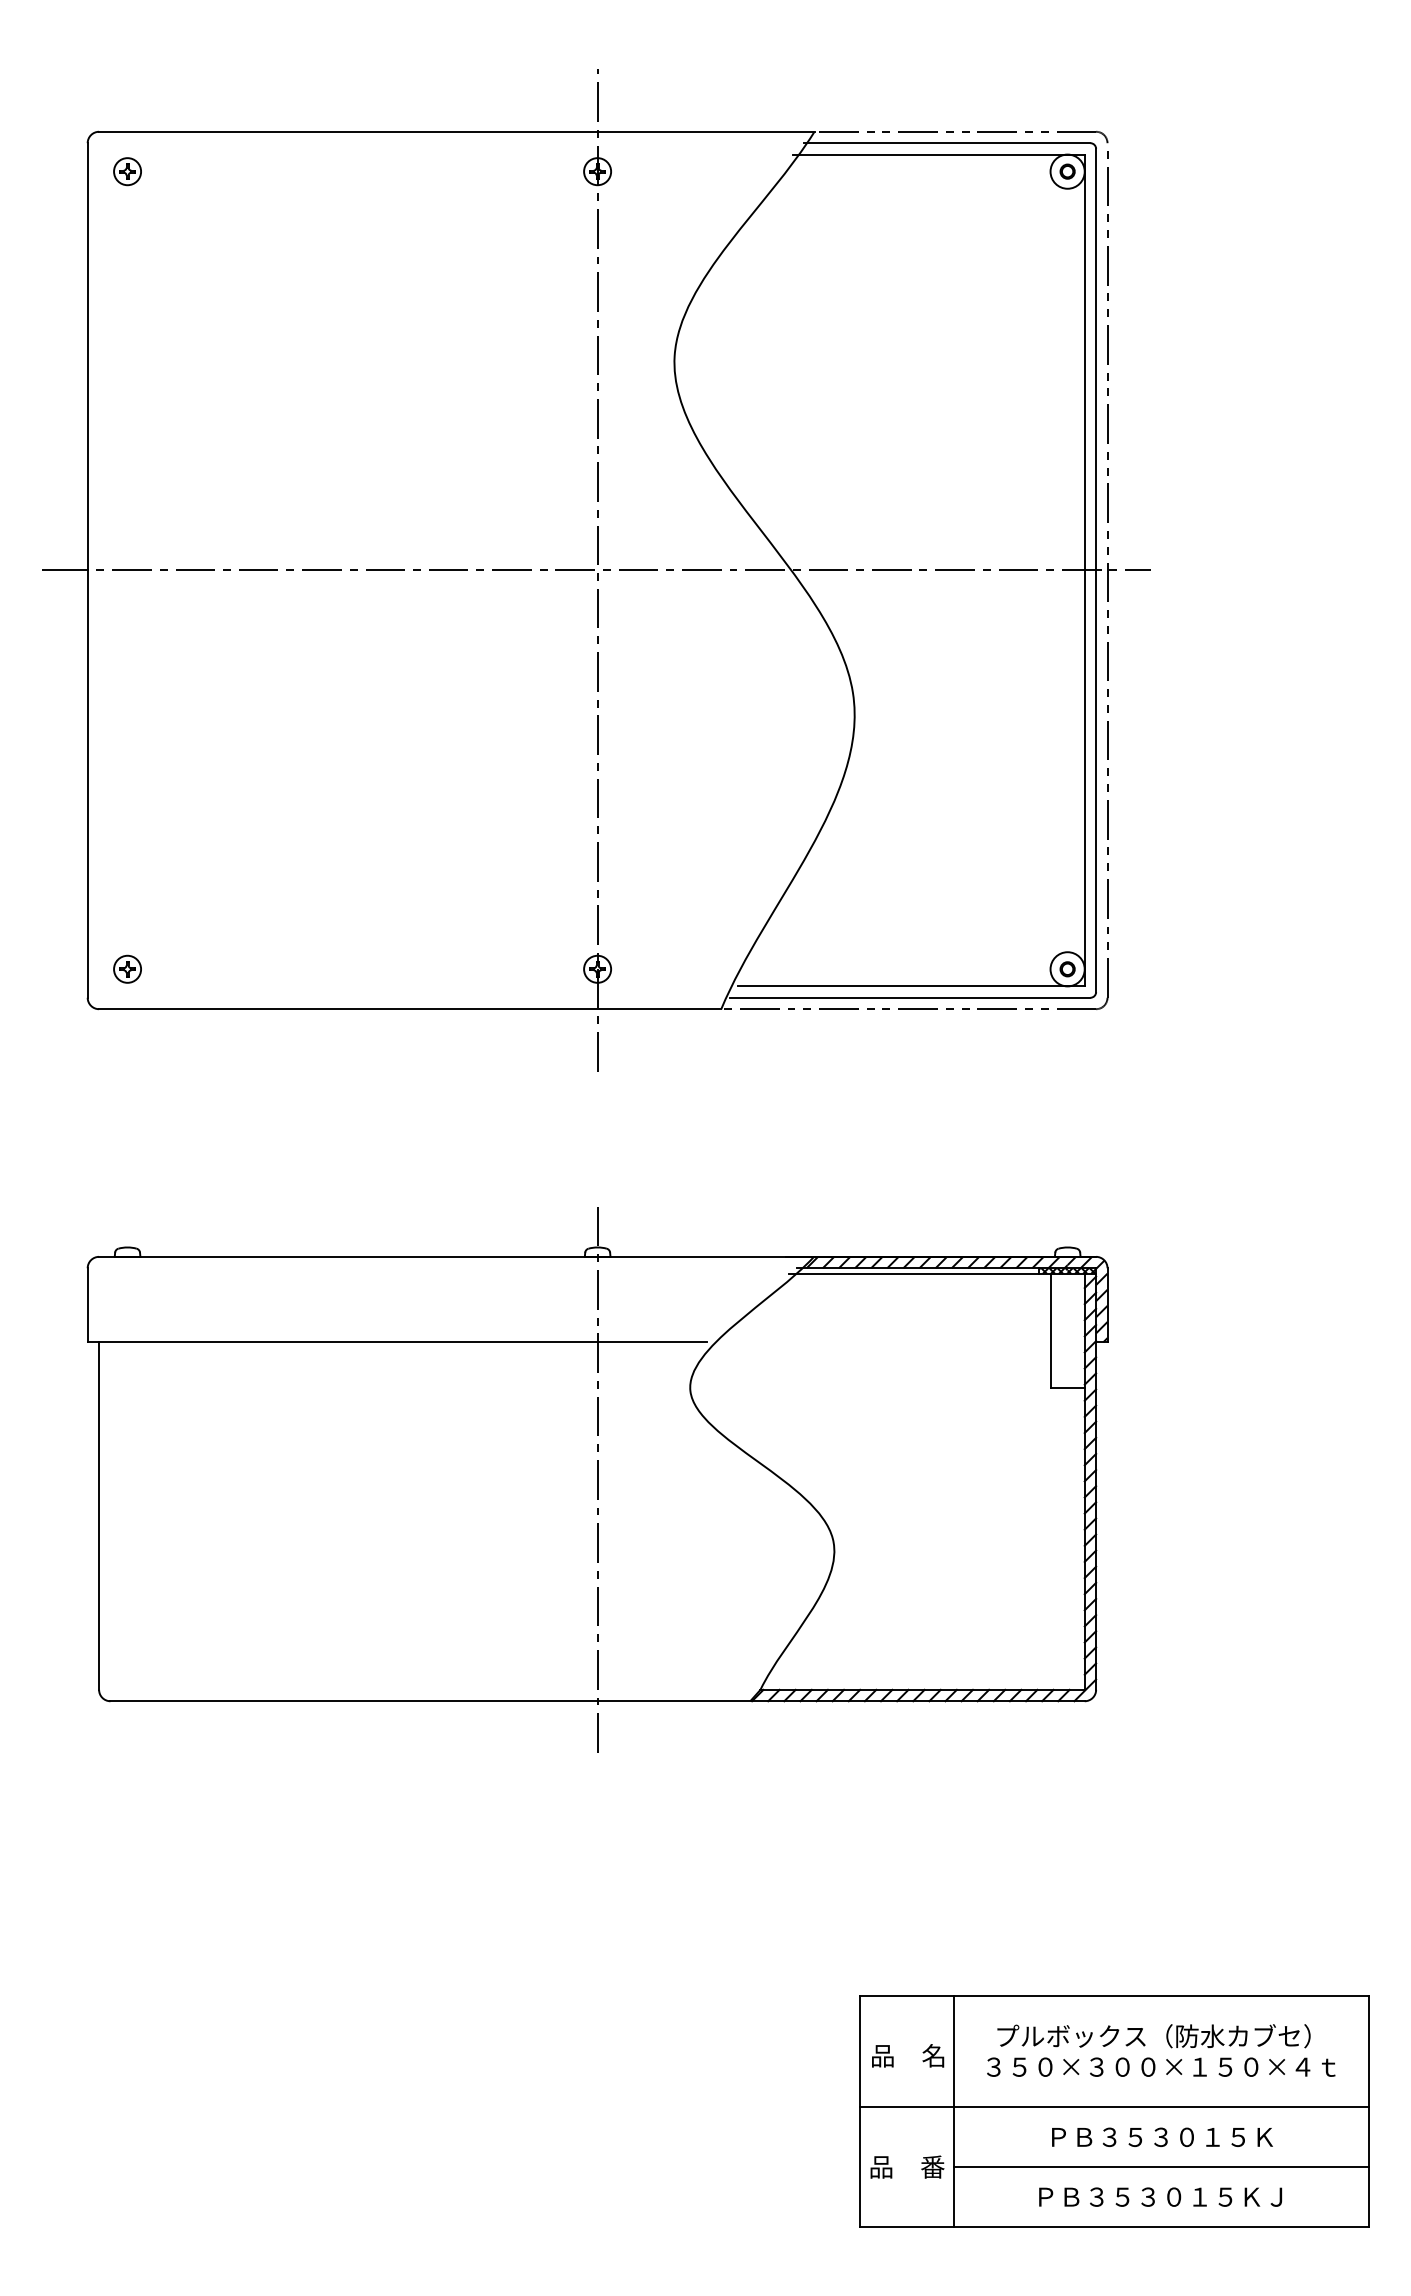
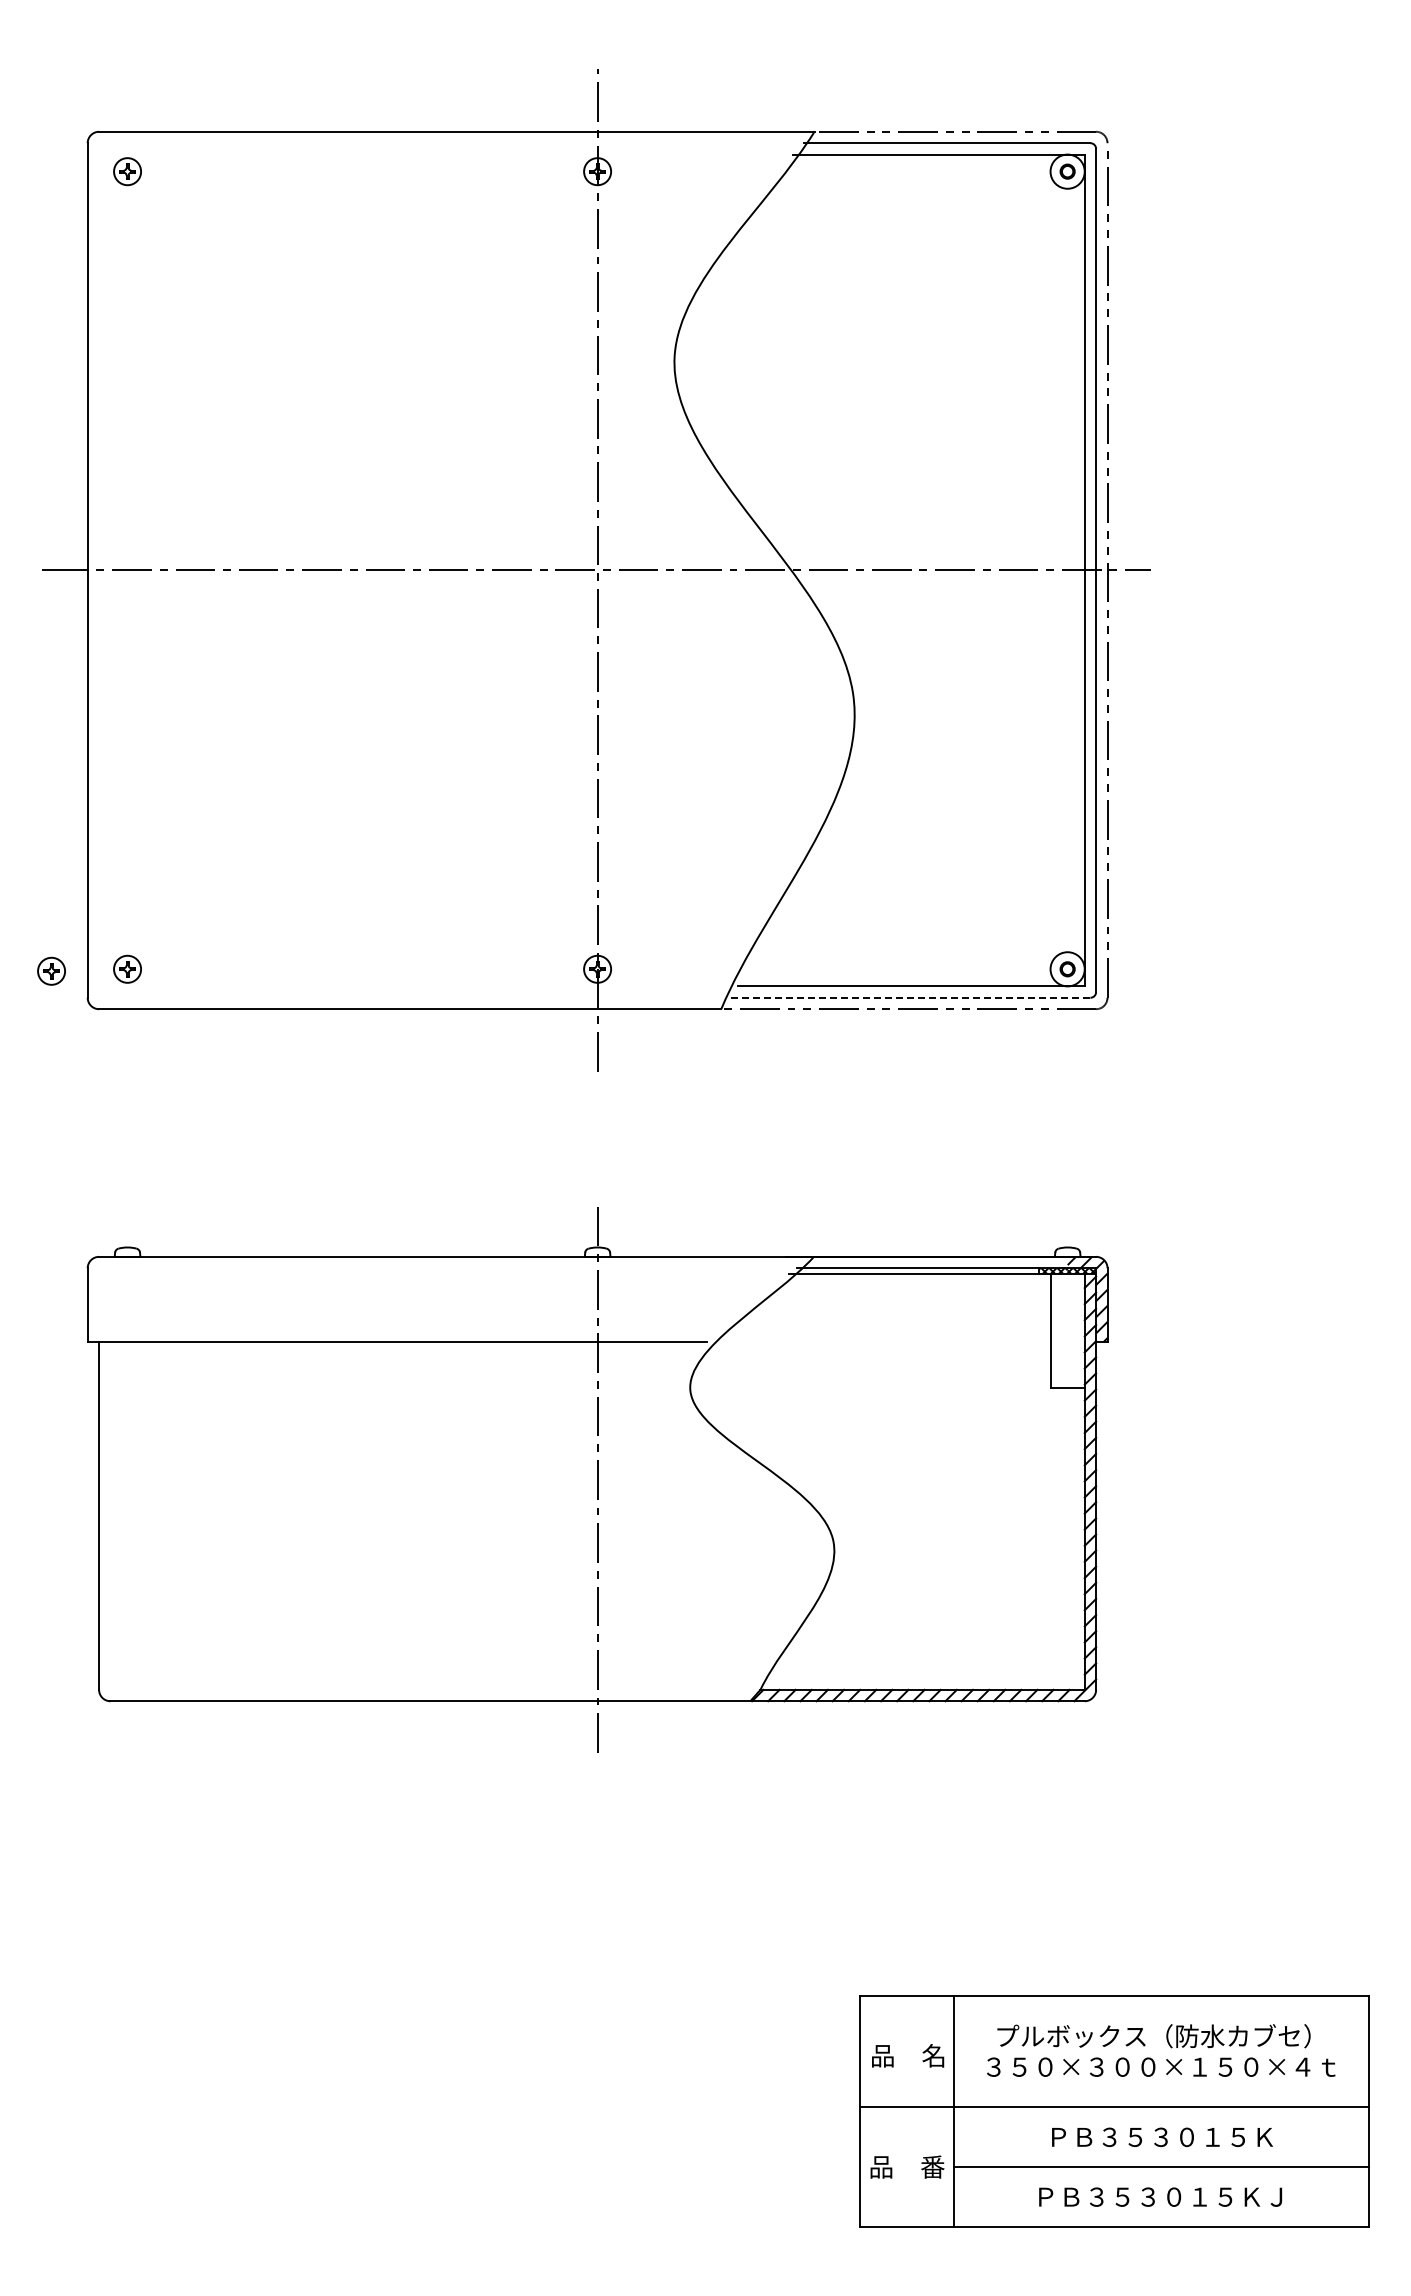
part: none -> present (51, 970)
line: solid -> dashed (909, 997)
hatch: present -> none (936, 1262)
